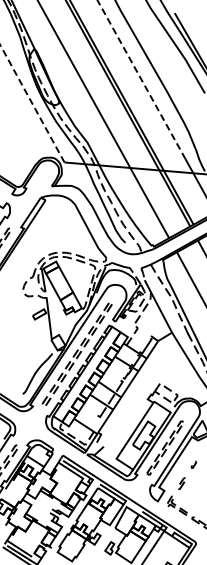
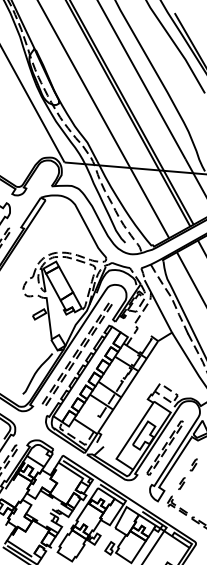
line: dashed -> solid (141, 79)
line: dashed -> solid (32, 103)
part size: 8x10 px -> 9x14 px (193, 464)
